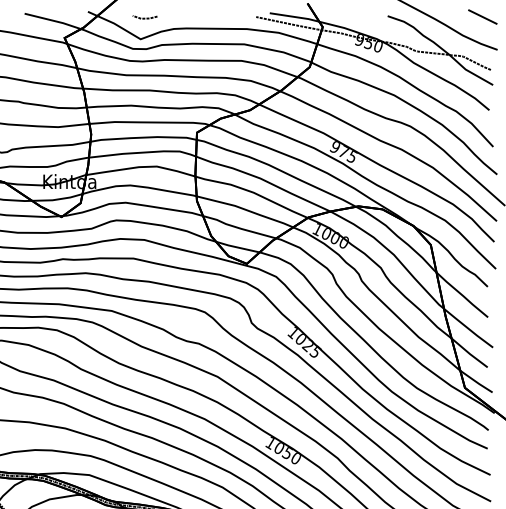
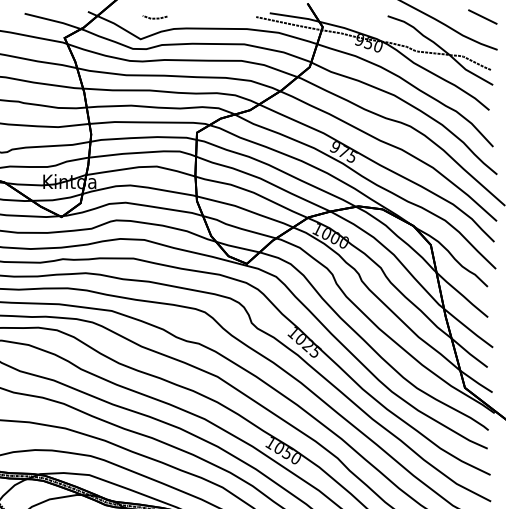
line position: (144, 17) -> (154, 17) (154, 17)
